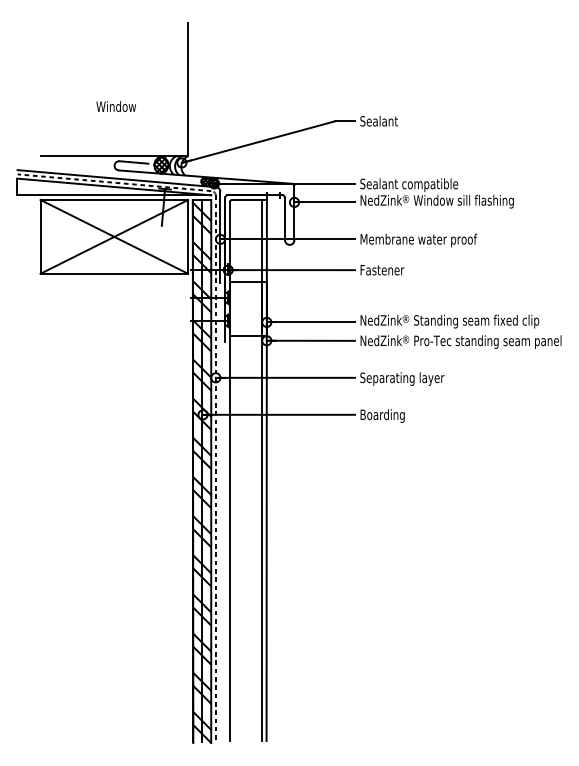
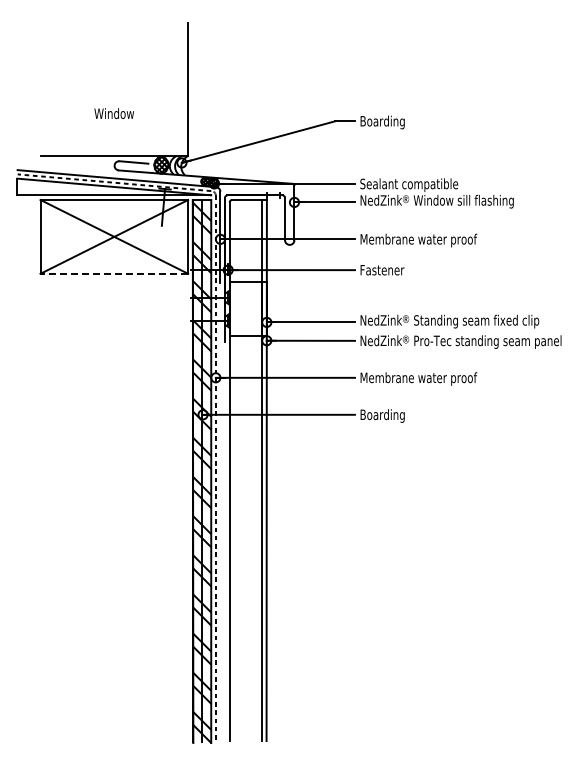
text position: (116, 106) -> (114, 113) (114, 113)
text: Sealant -> Boarding (382, 122)
line: solid -> dashed (114, 273)
text: Separating layer -> Membrane water proof (418, 378)
